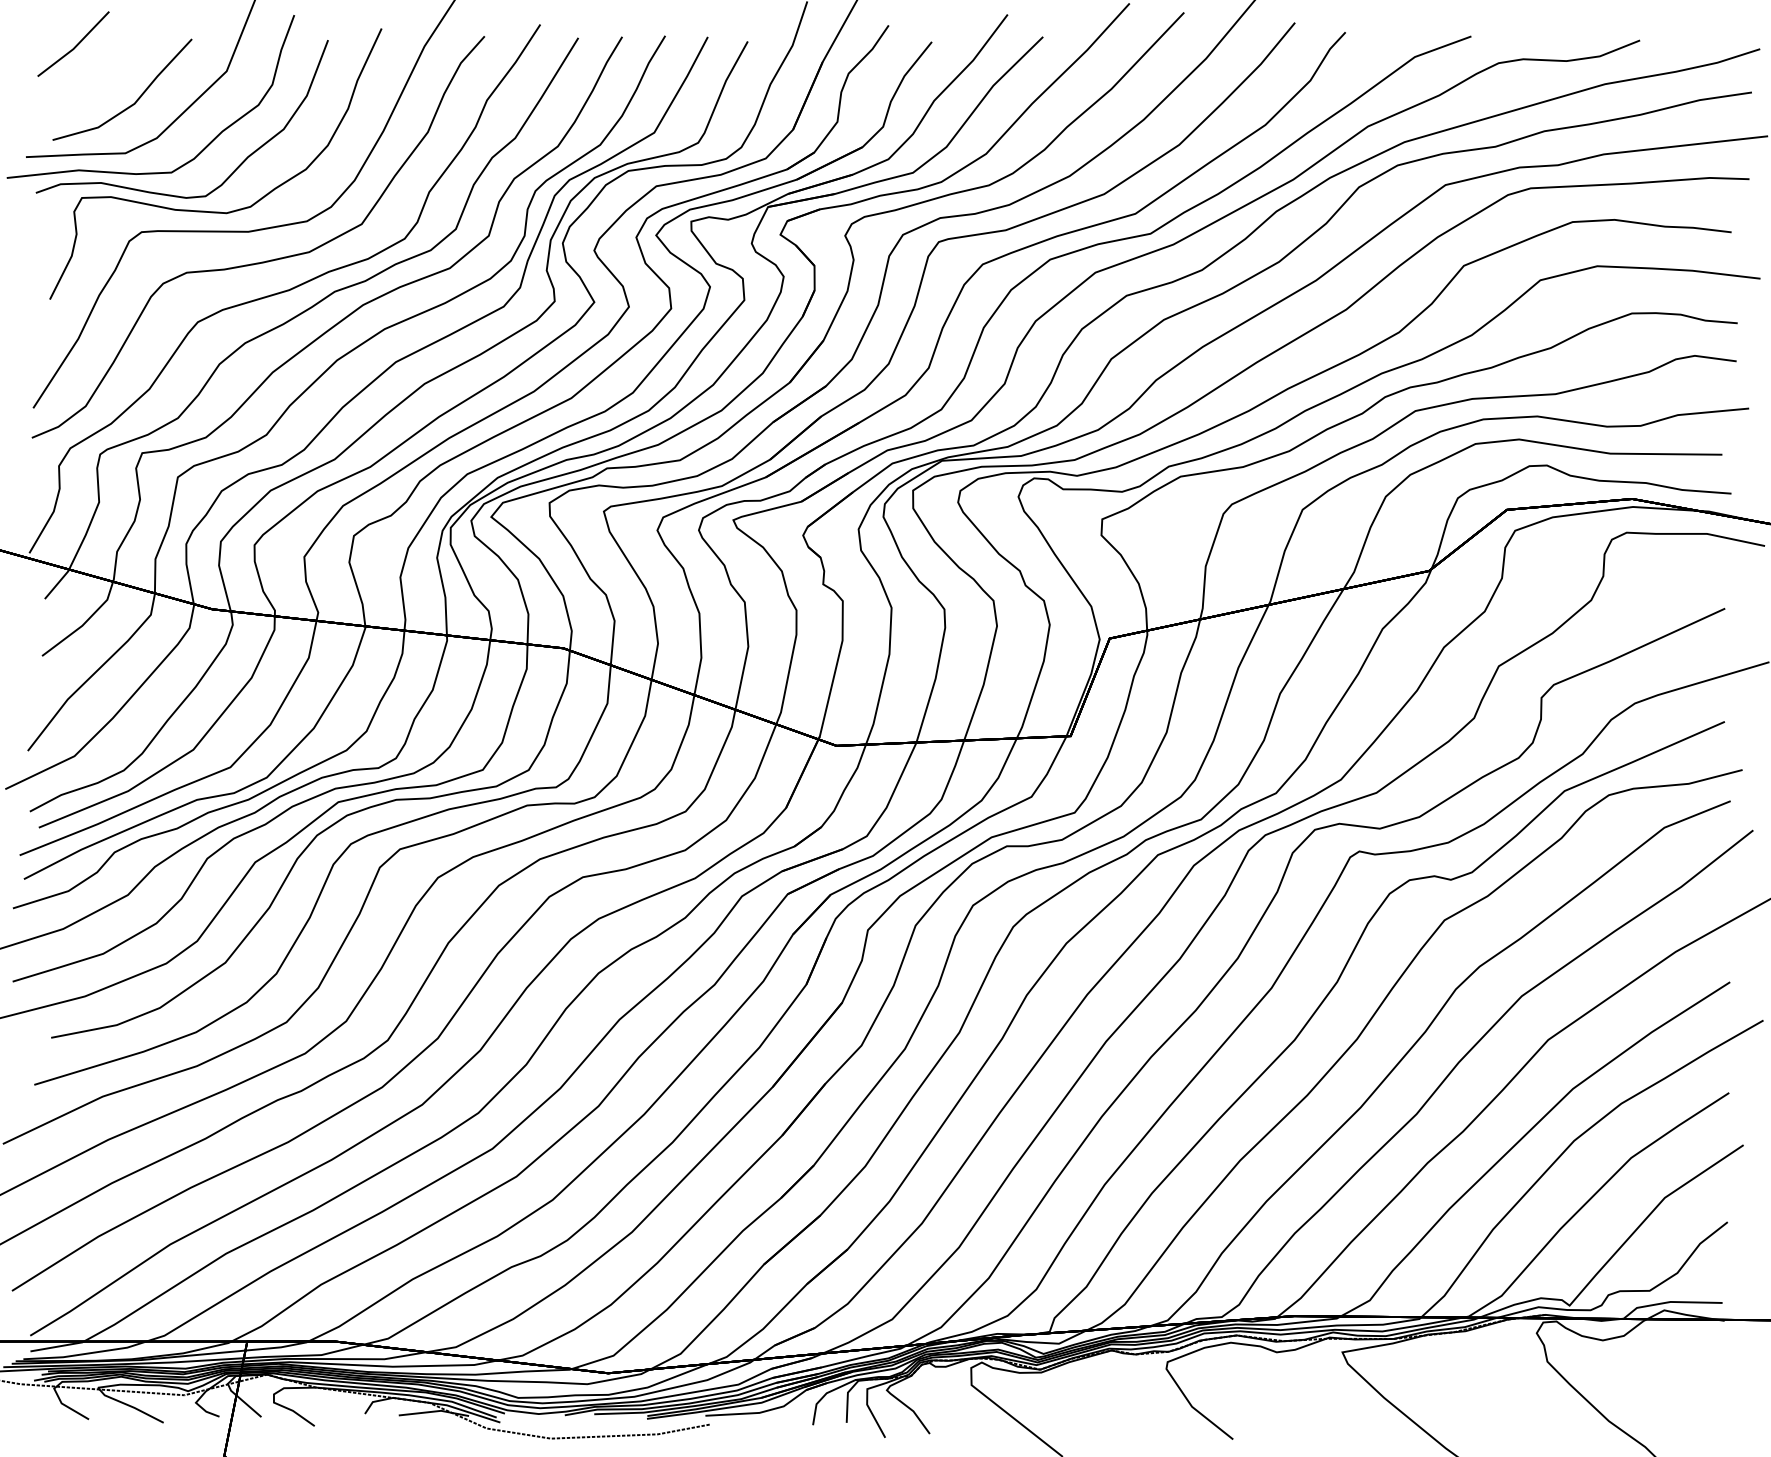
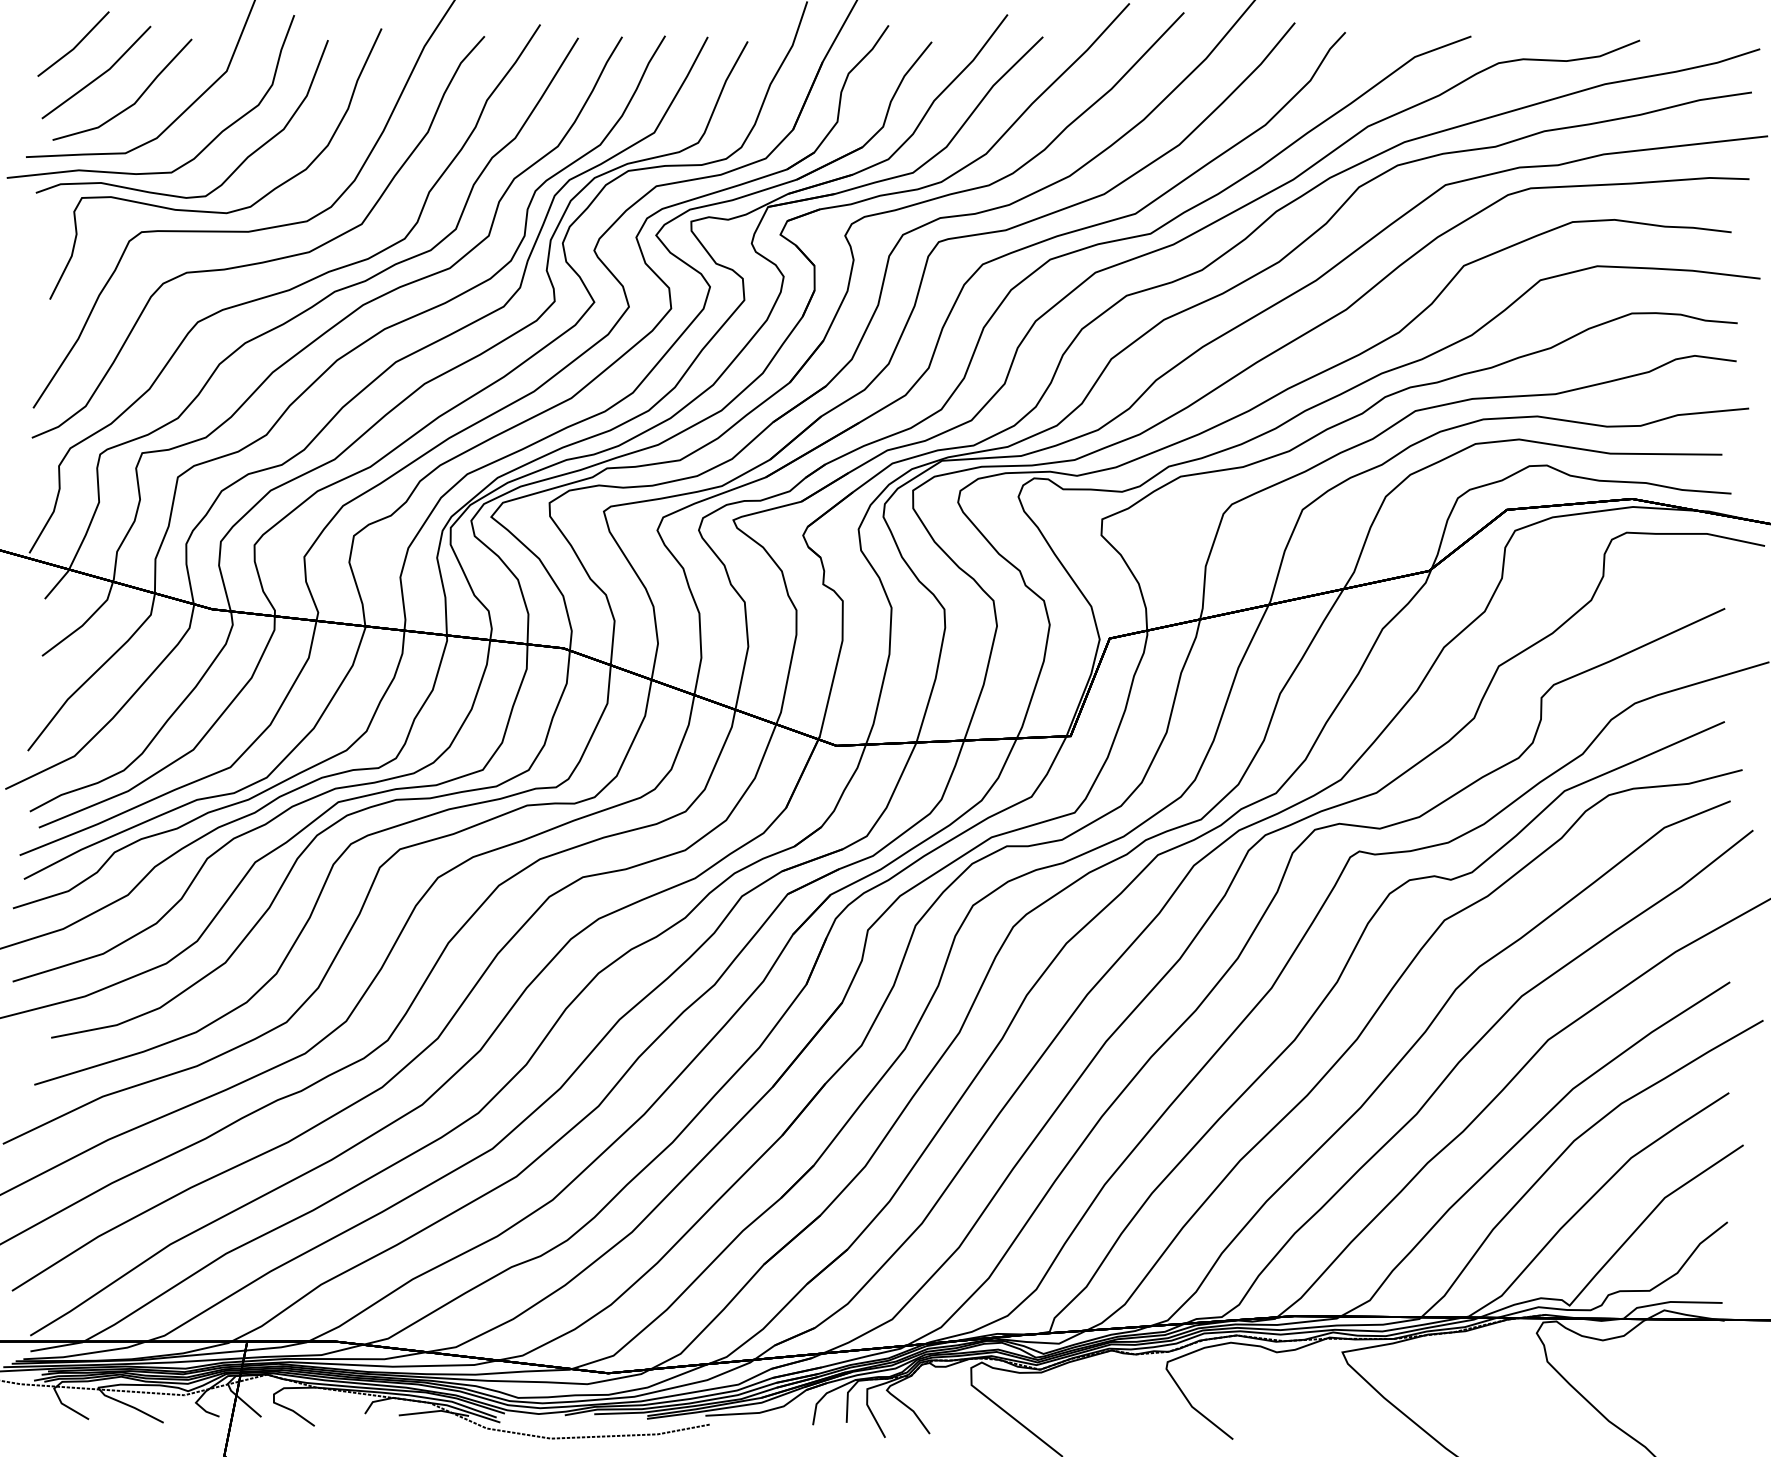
line: none -> present (97, 76)
